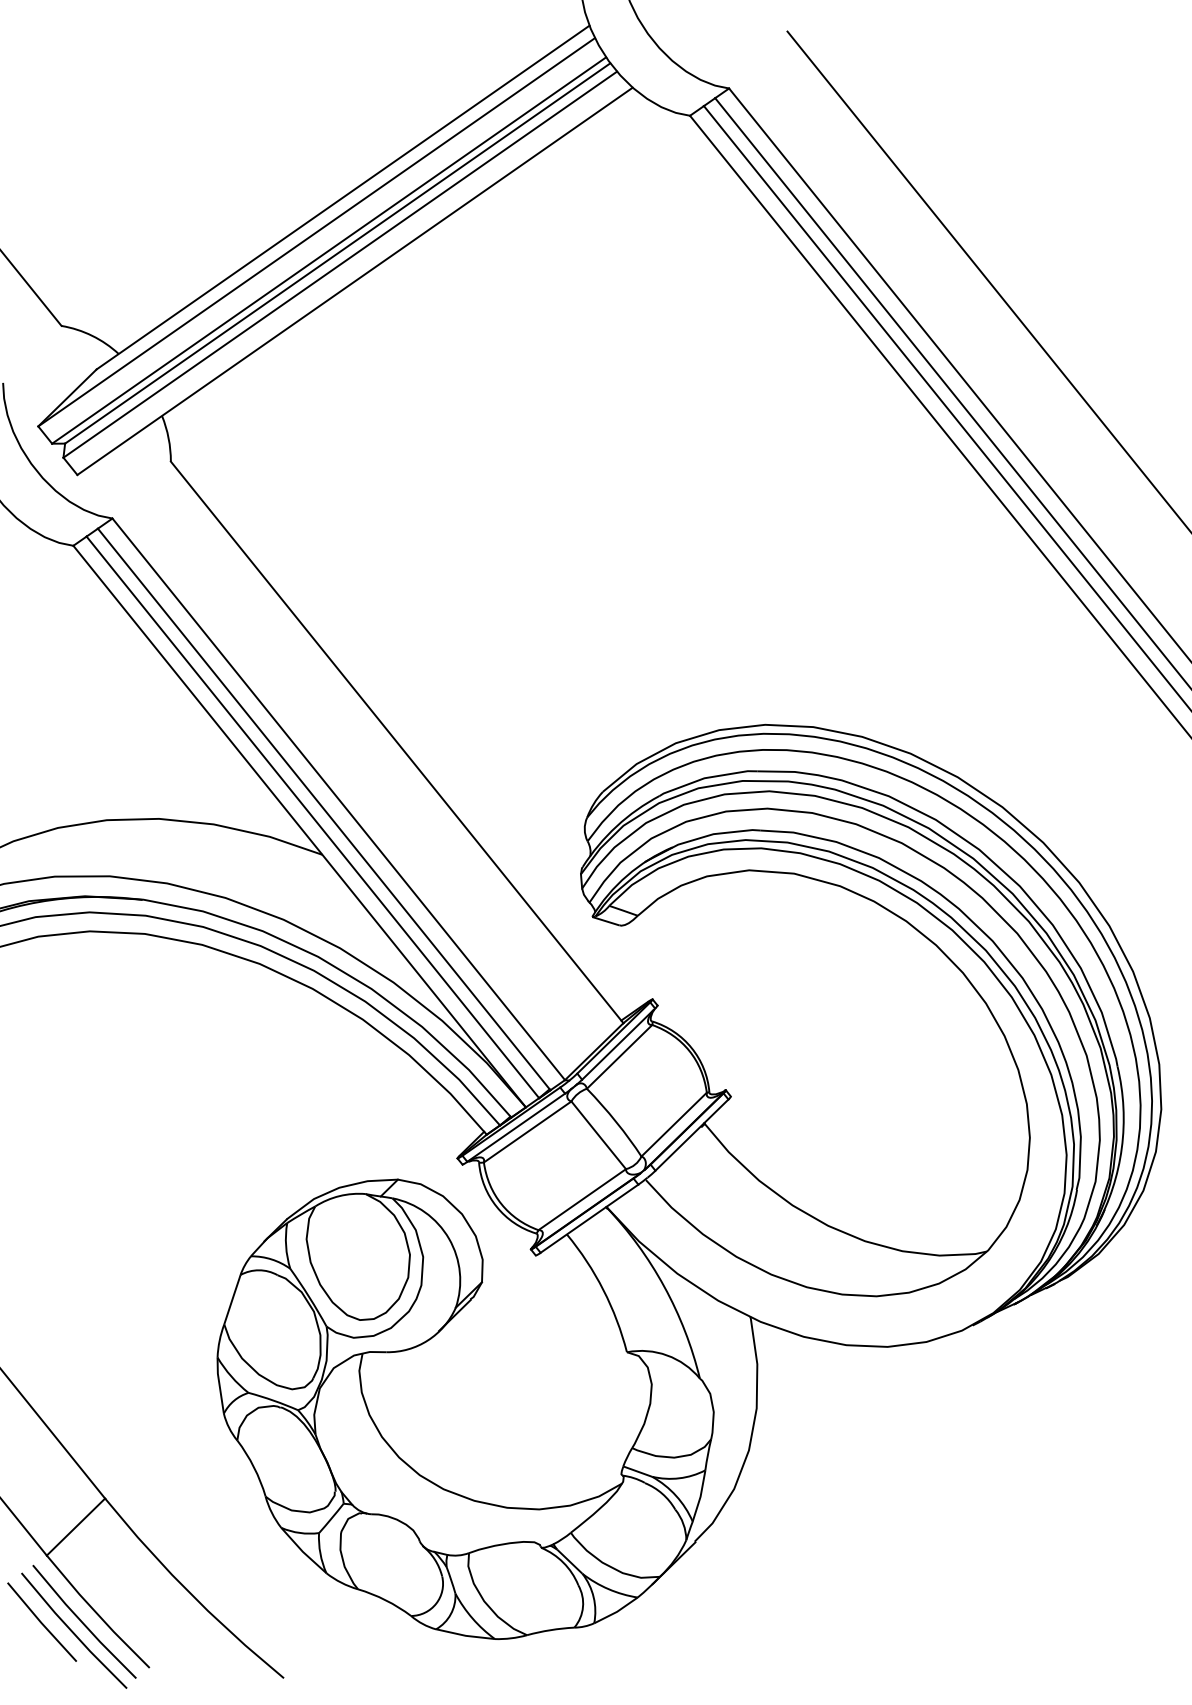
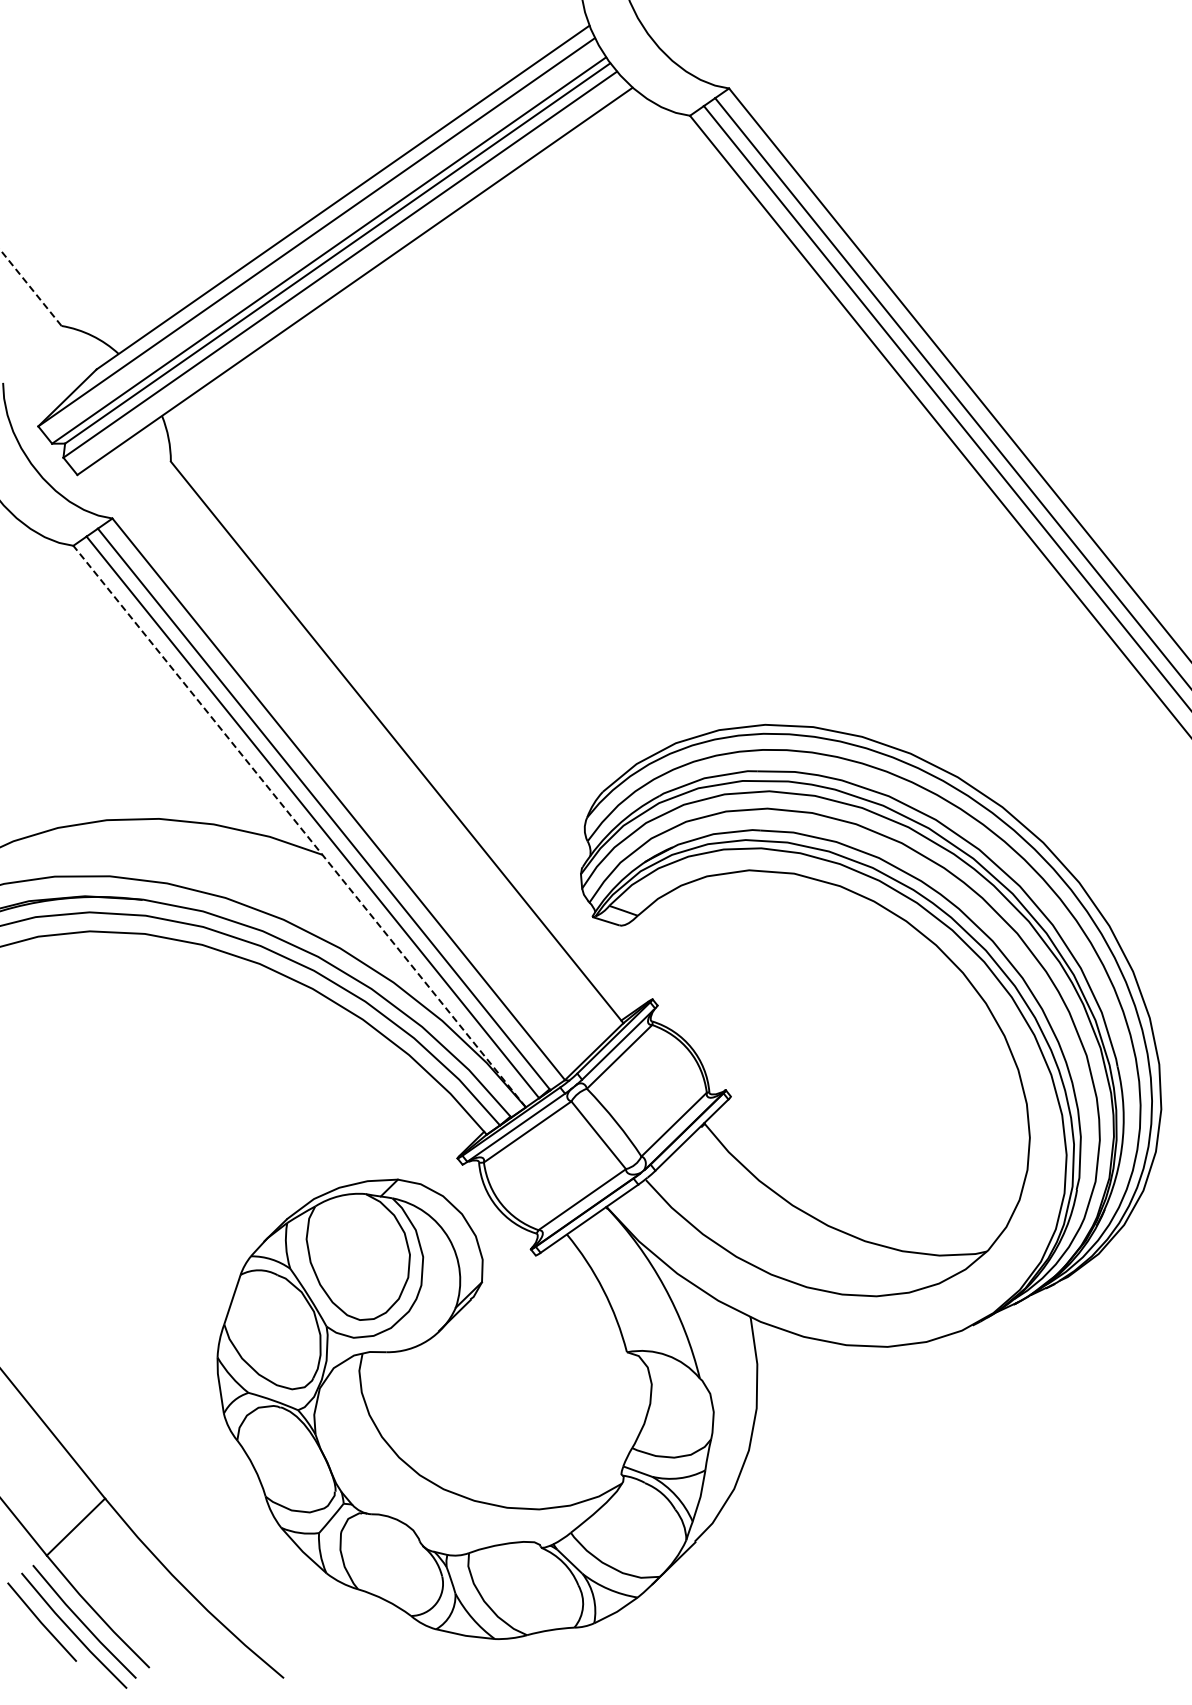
line: present -> none (987, 280)
line: solid -> dashed (30, 287)
line: solid -> dashed (299, 826)
